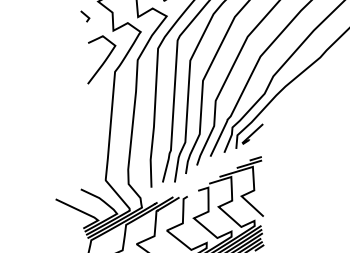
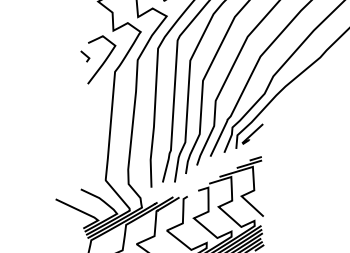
line position: (85, 16) -> (85, 56) (85, 56)
